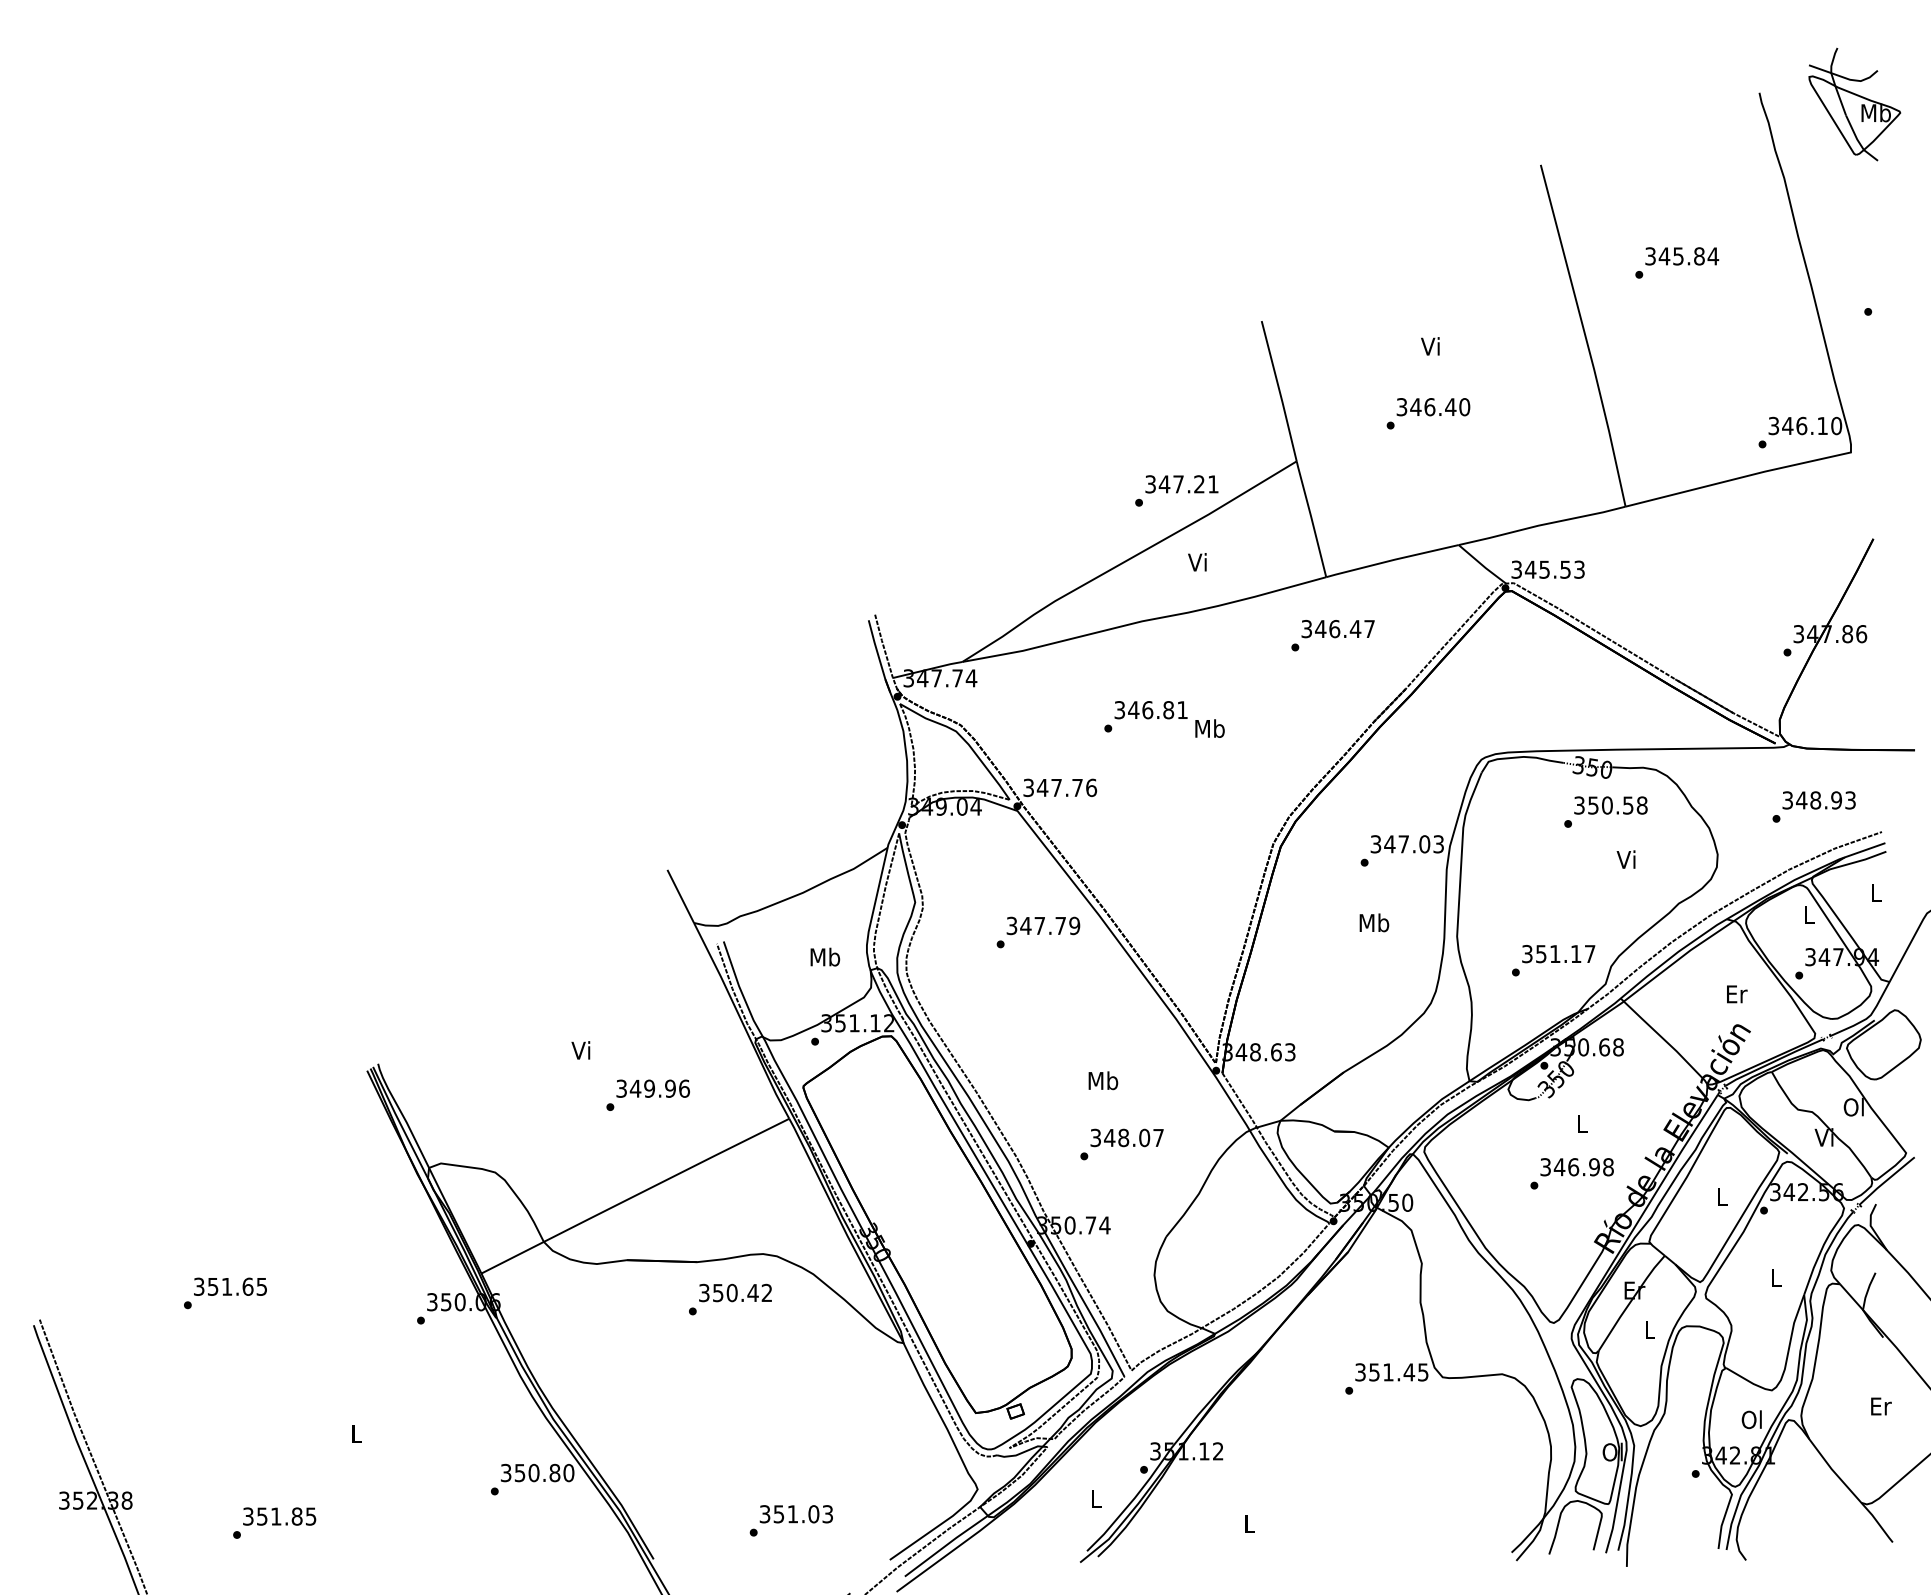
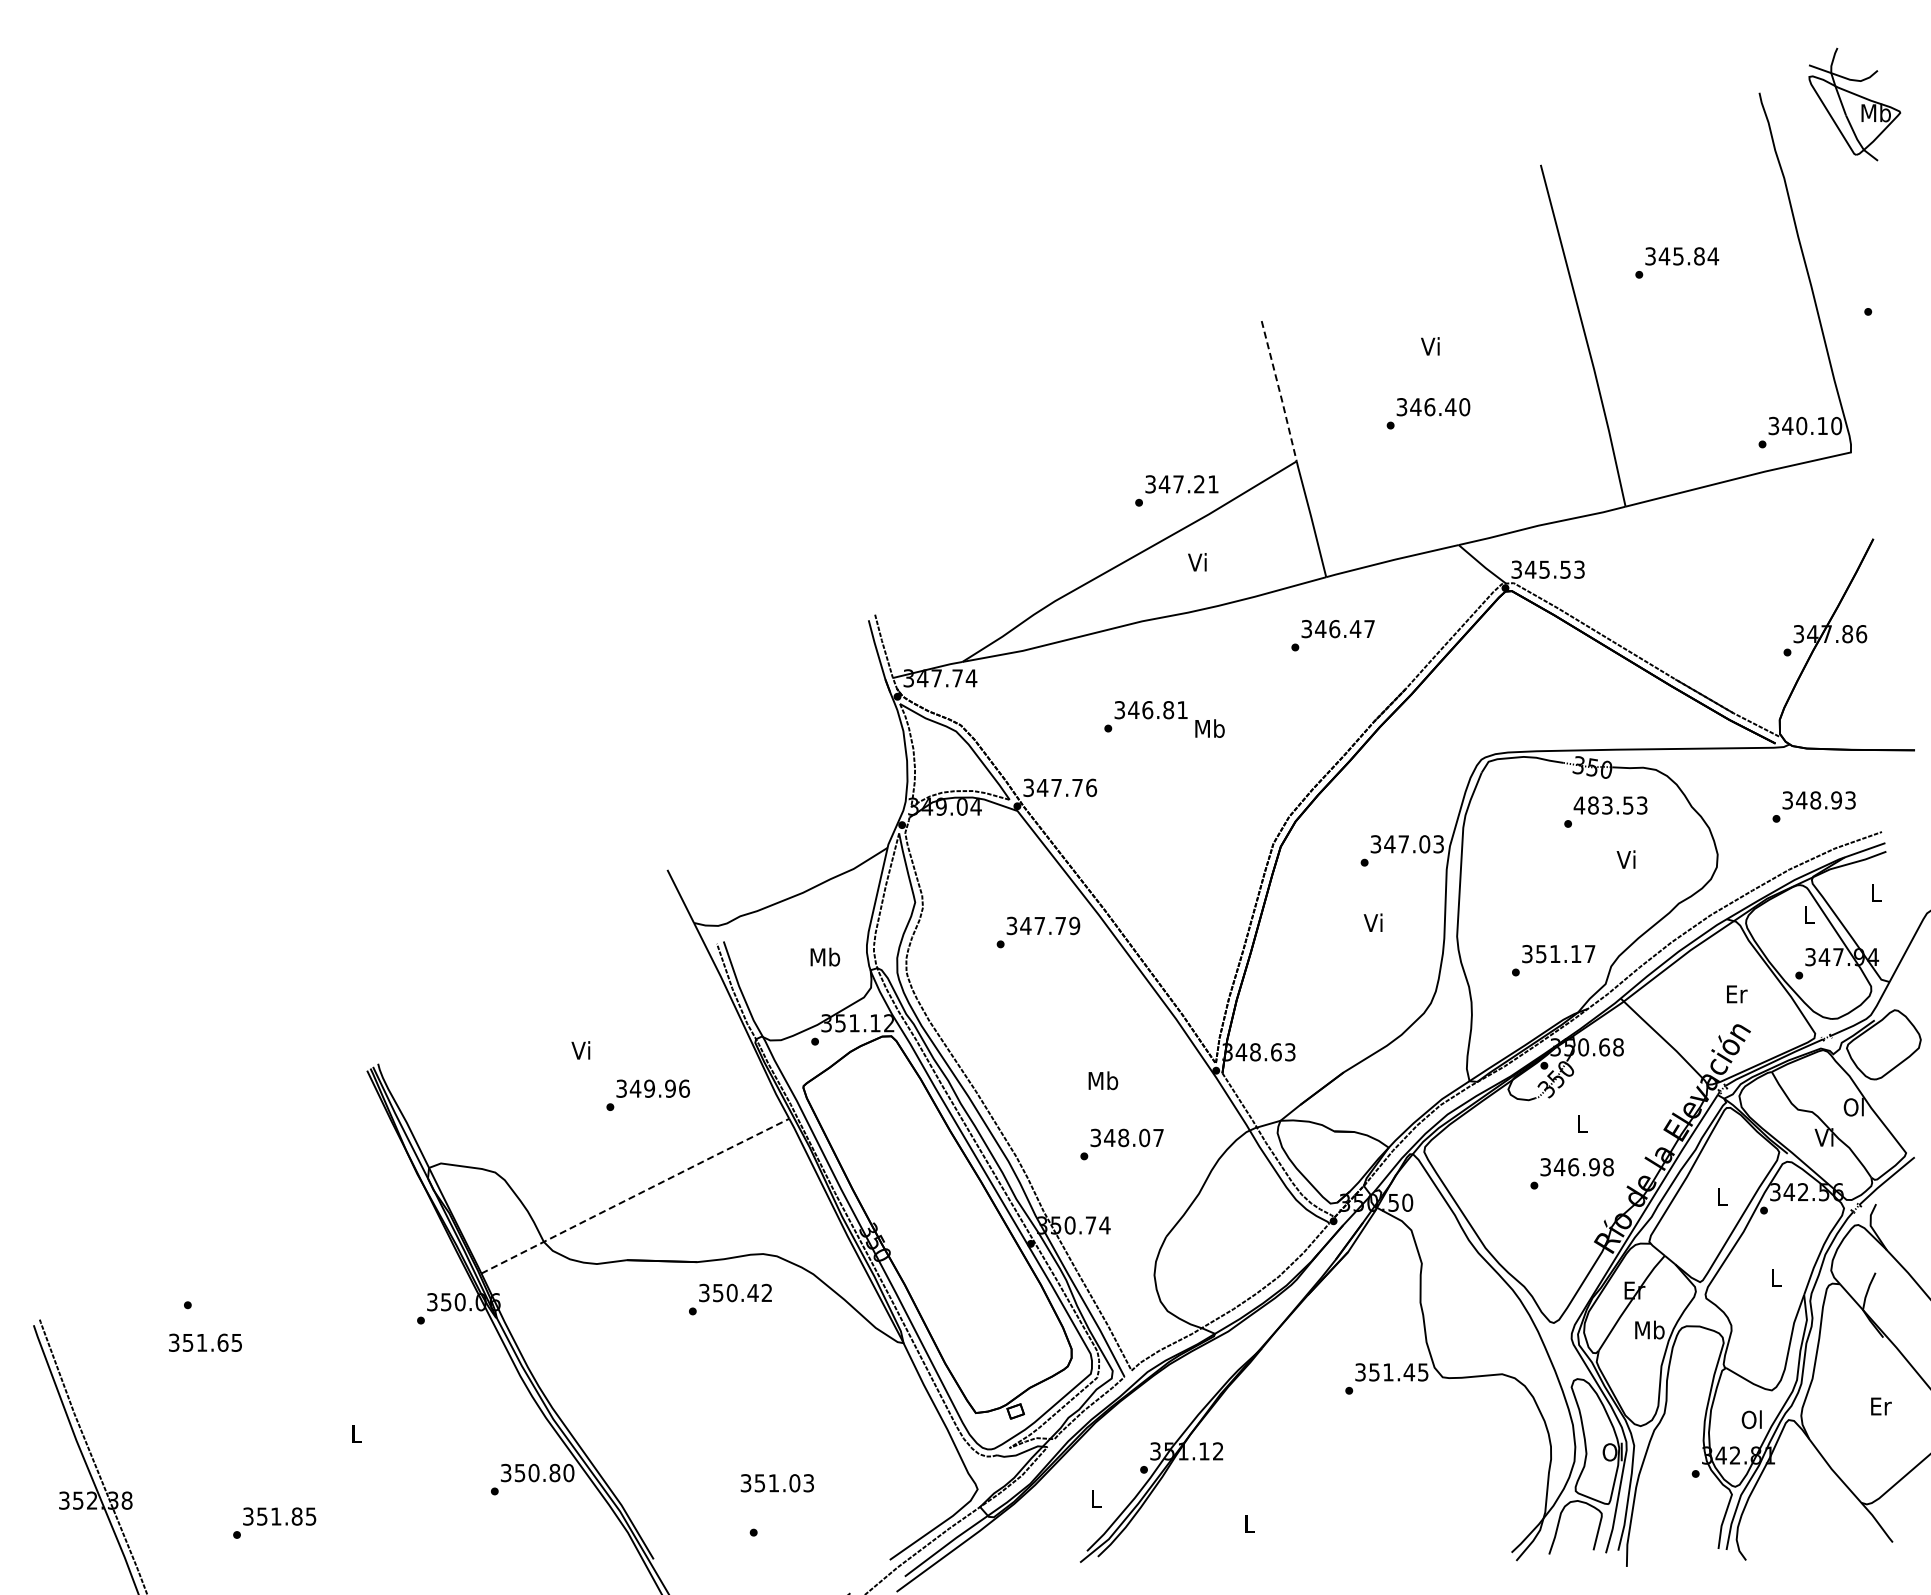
line: solid -> dashed (1279, 392)
text: 346.10 -> 340.10 (1801, 425)
text: 350.58 -> 483.53 (1610, 805)
text: Mb -> Vi (1374, 922)
line: solid -> dashed (635, 1195)
text position: (230, 1286) -> (205, 1342) (205, 1342)
text: L -> Mb (1649, 1329)
text position: (795, 1514) -> (776, 1483) (776, 1483)
